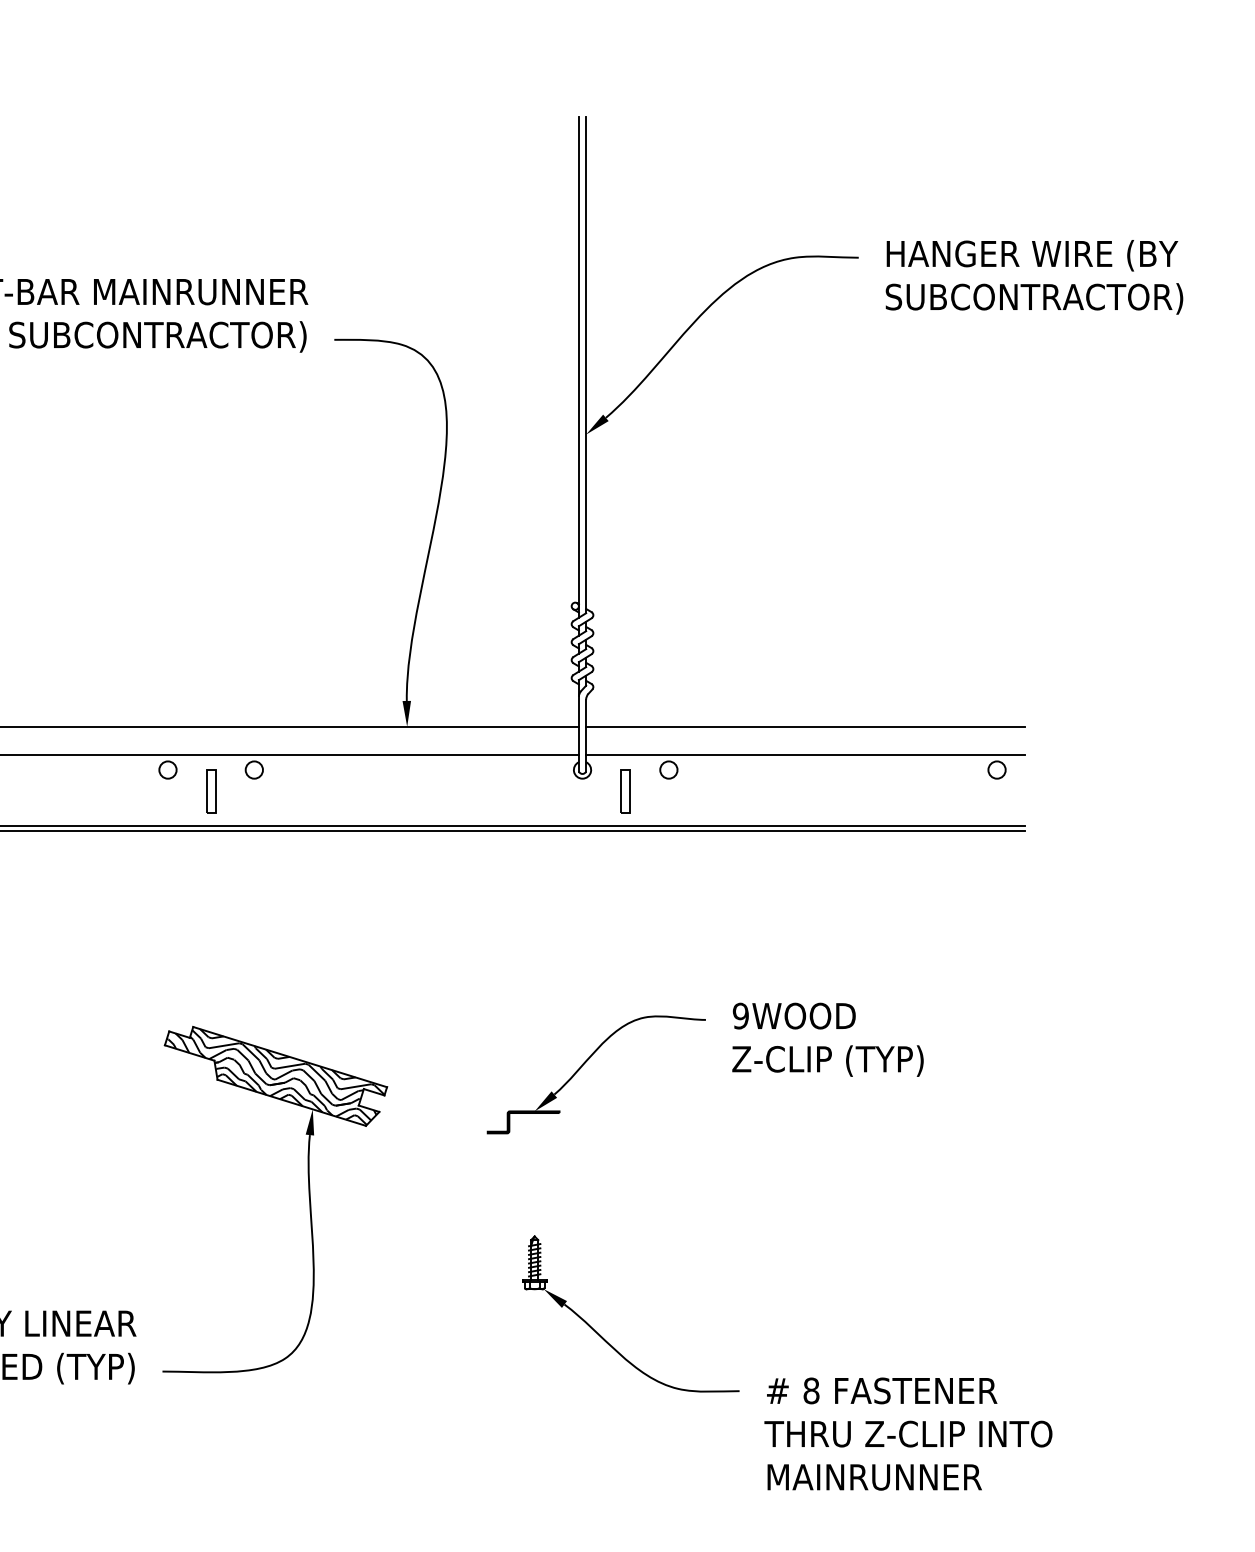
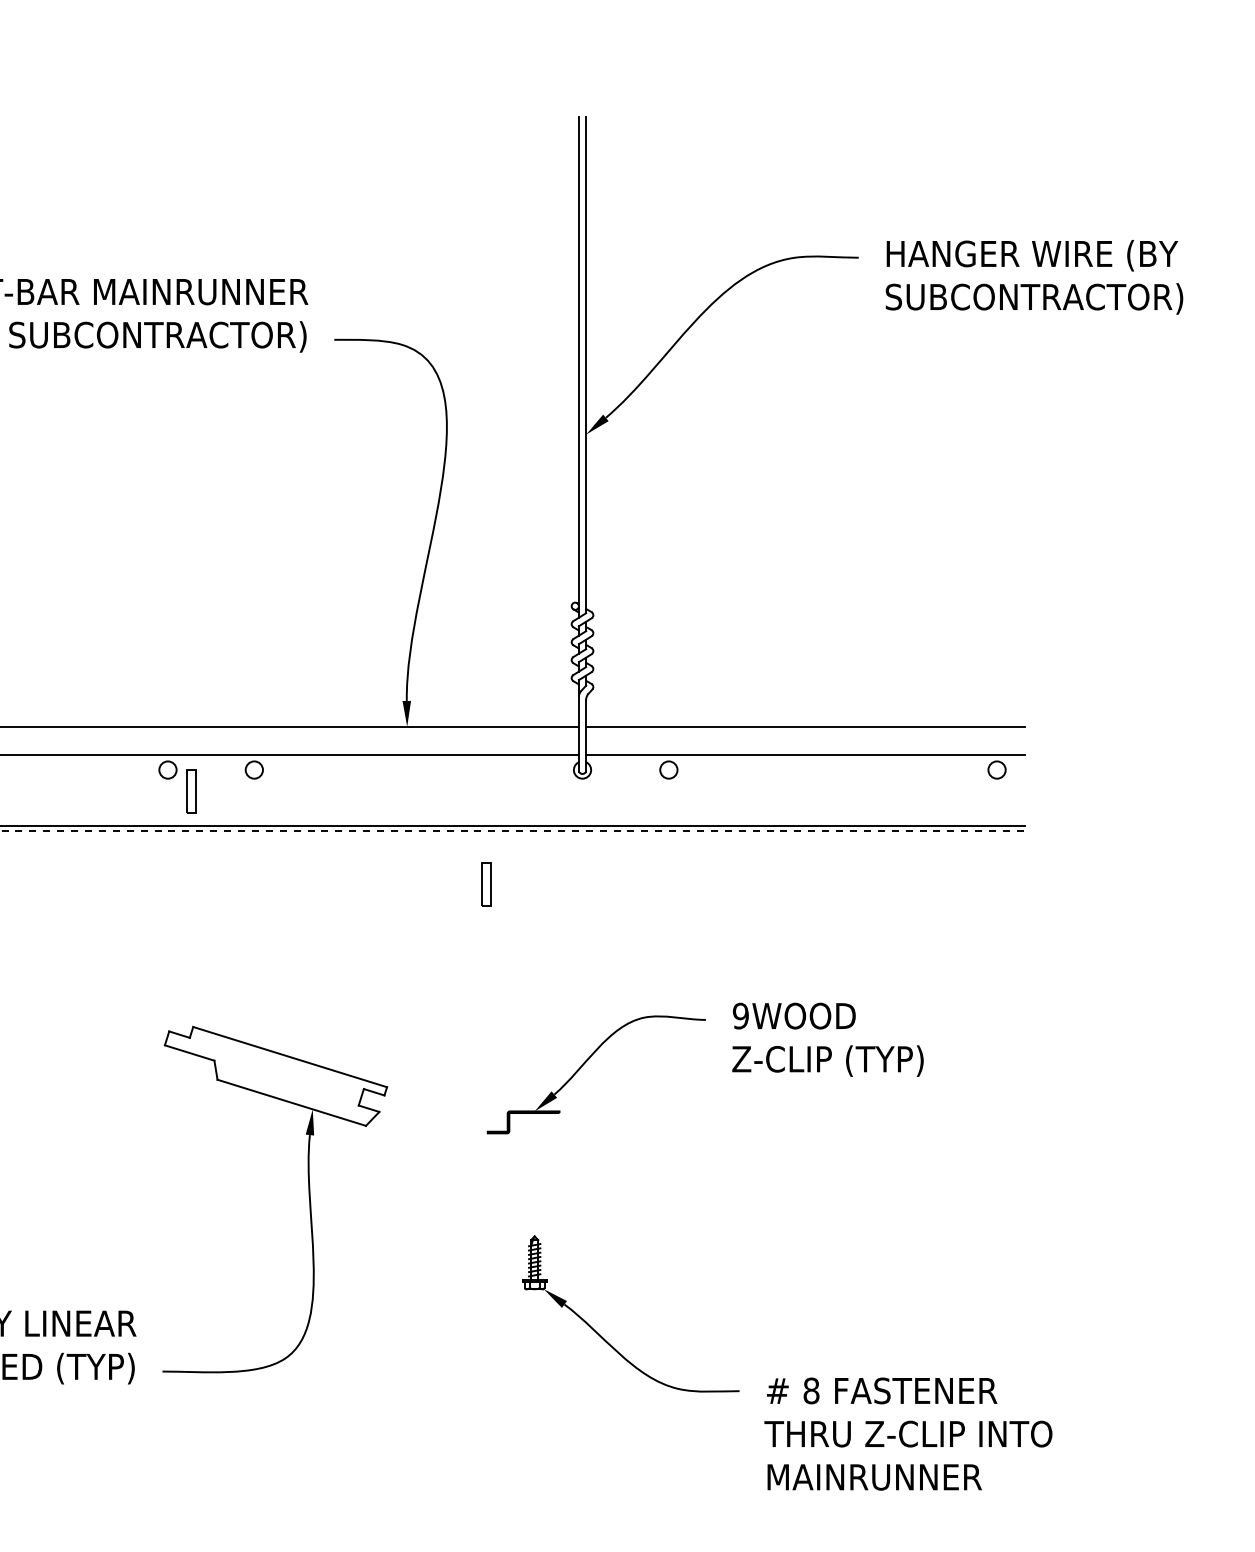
part position: (211, 791) -> (191, 791) (191, 791)
part position: (625, 791) -> (486, 884) (486, 884)
line: solid -> dashed (512, 830)
hatch: present -> none (276, 1076)
